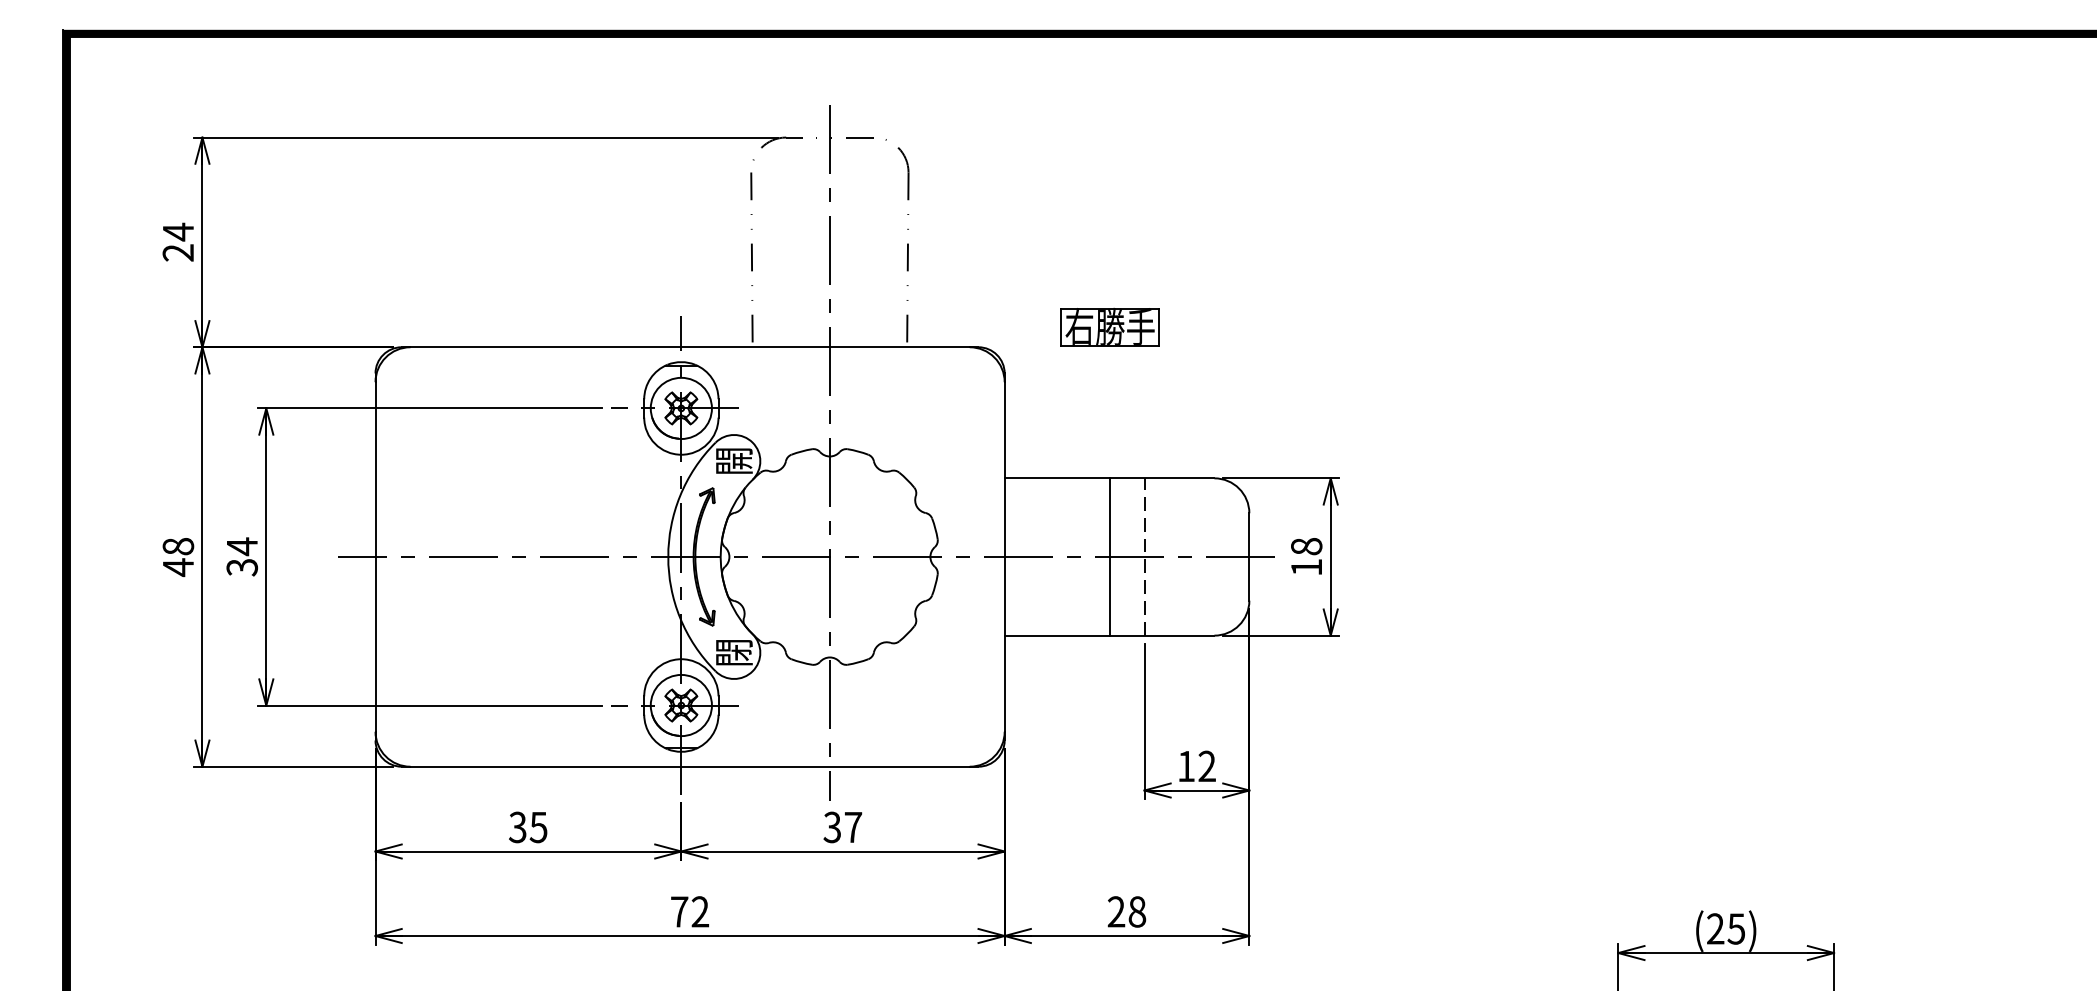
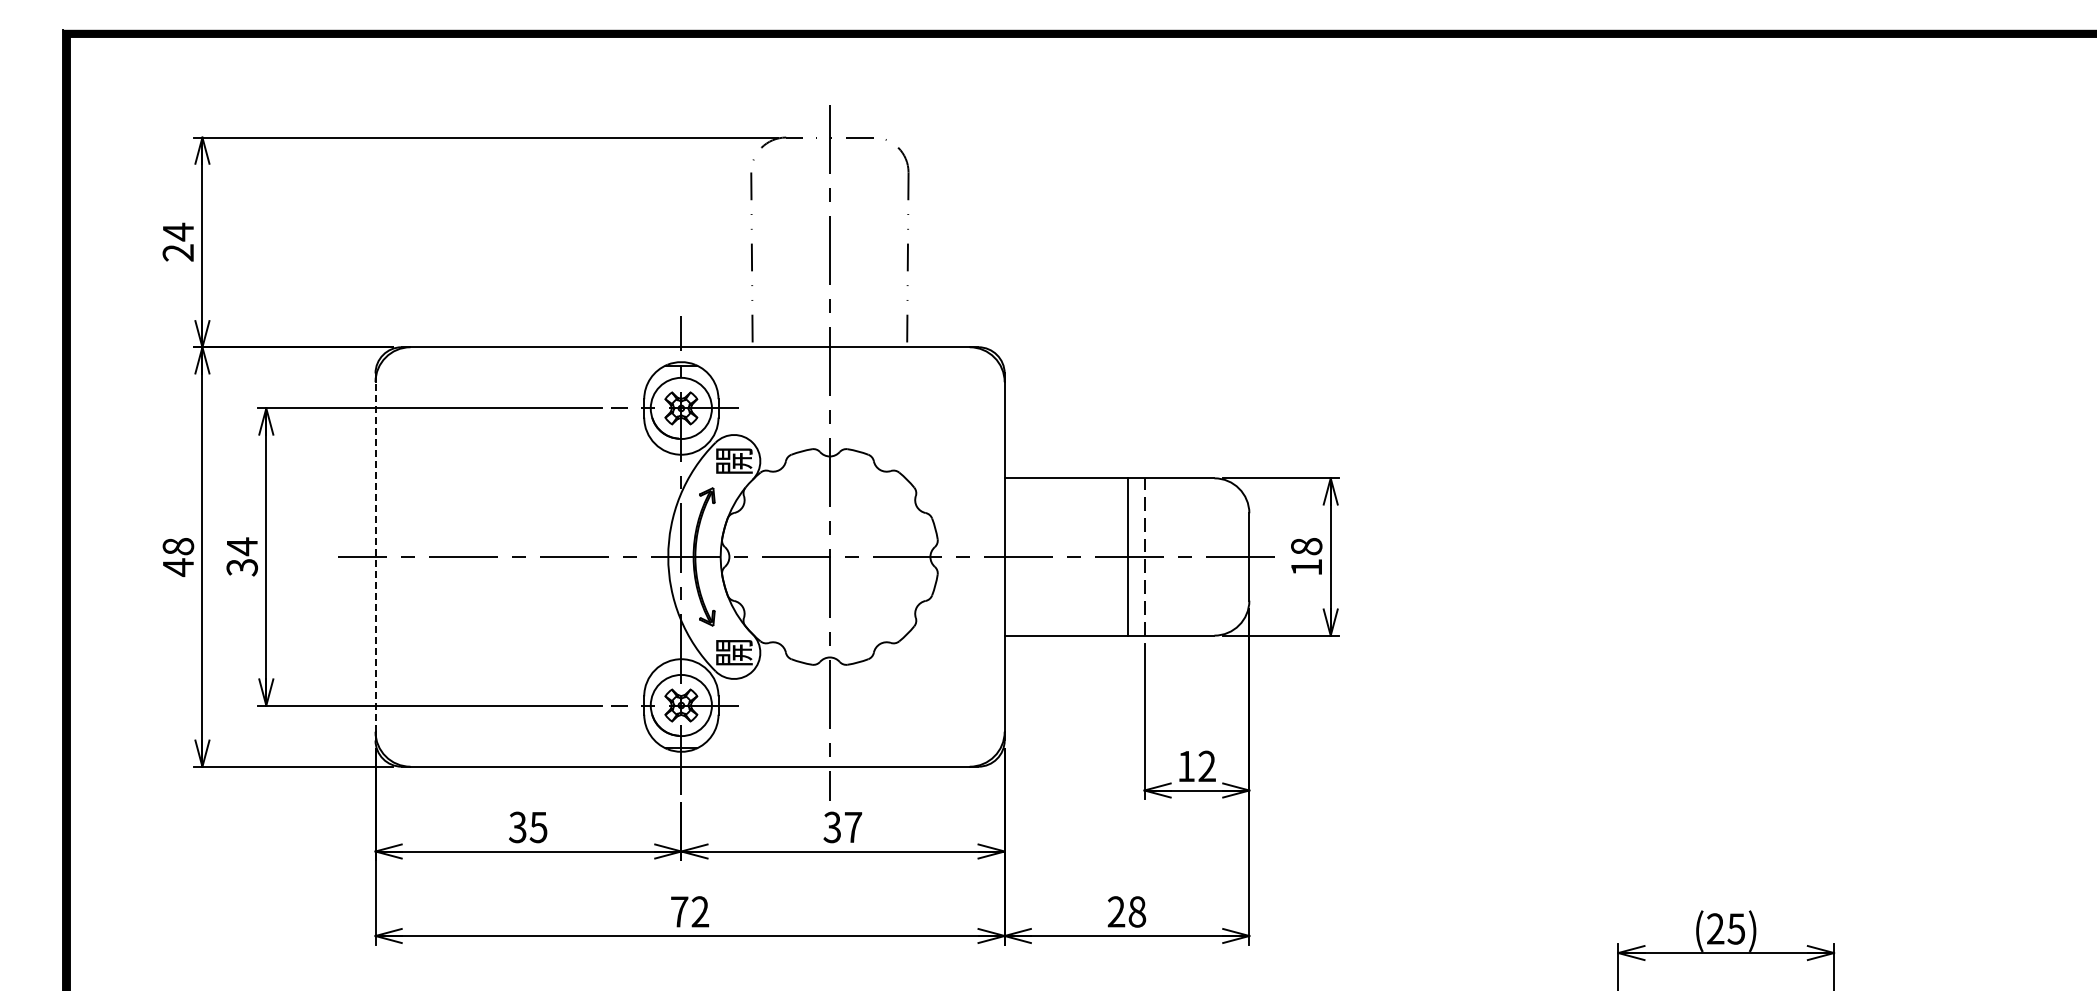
part: present -> none (1109, 326)
line: solid -> dashed (375, 556)
line position: (1109, 556) -> (1127, 556) (1127, 556)
text: 閉 -> 開 (737, 652)
